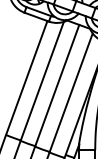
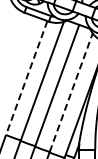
line: solid -> dashed (26, 78)
line: solid -> dashed (71, 92)
